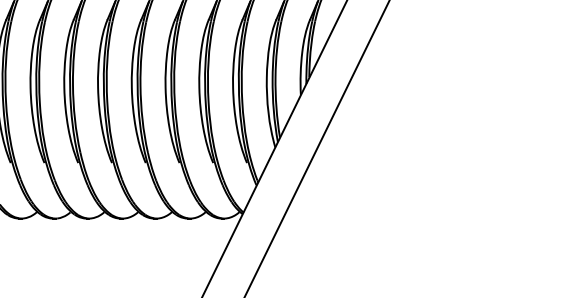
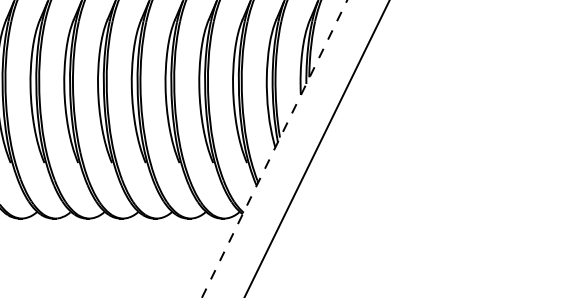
line: solid -> dashed (274, 149)
